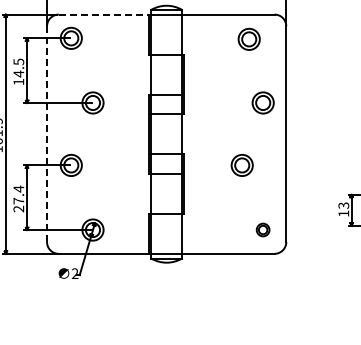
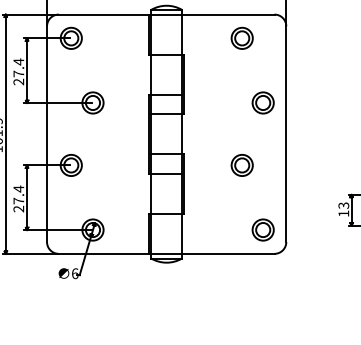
line: dashed -> solid (104, 14)
part position: (248, 38) -> (241, 37) (241, 37)
text: 14.5 -> 27.4 (18, 71)
line: dashed -> solid (47, 134)
part size: 16x16 px -> 24x24 px (262, 229)
text: 2 -> 6 (74, 273)
